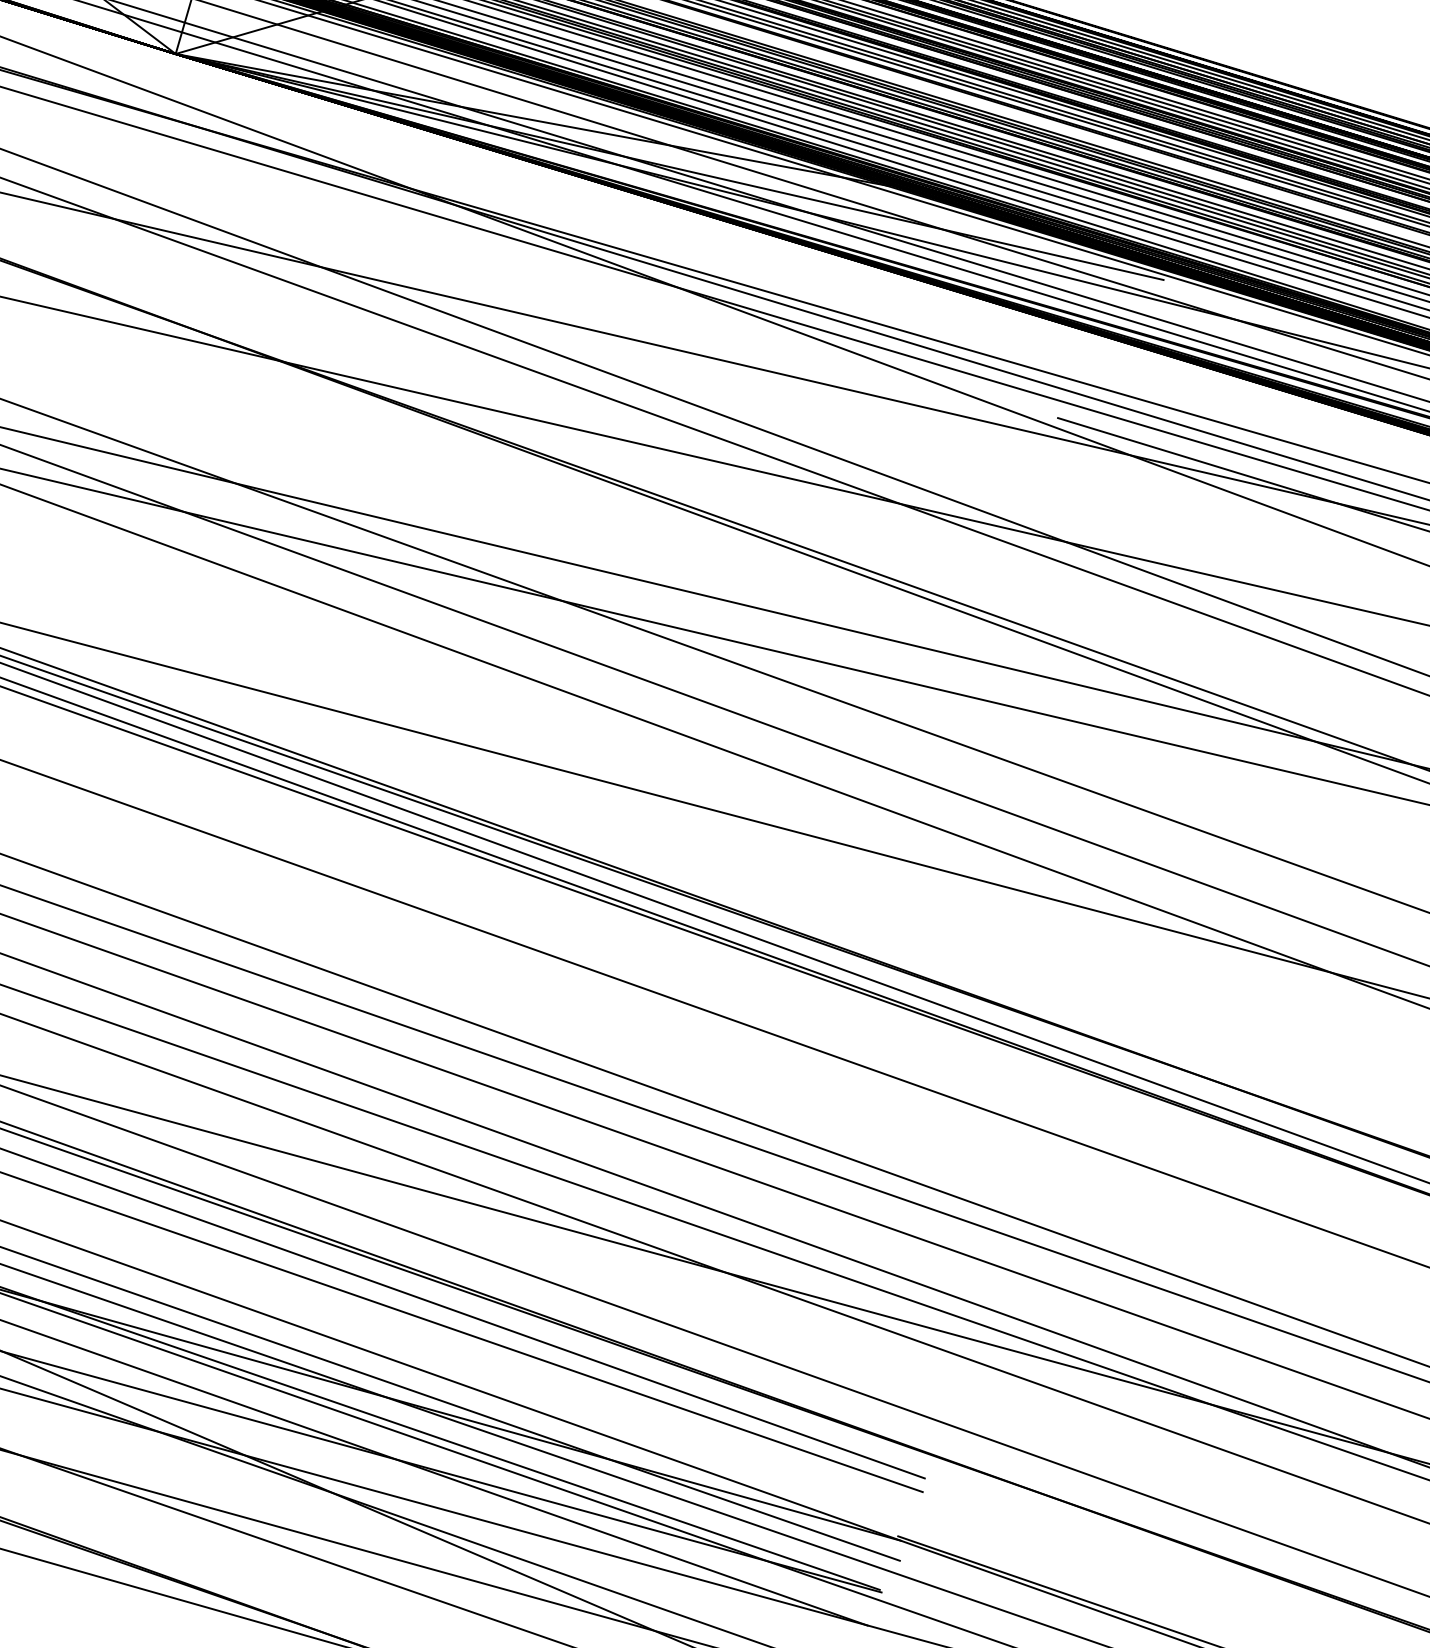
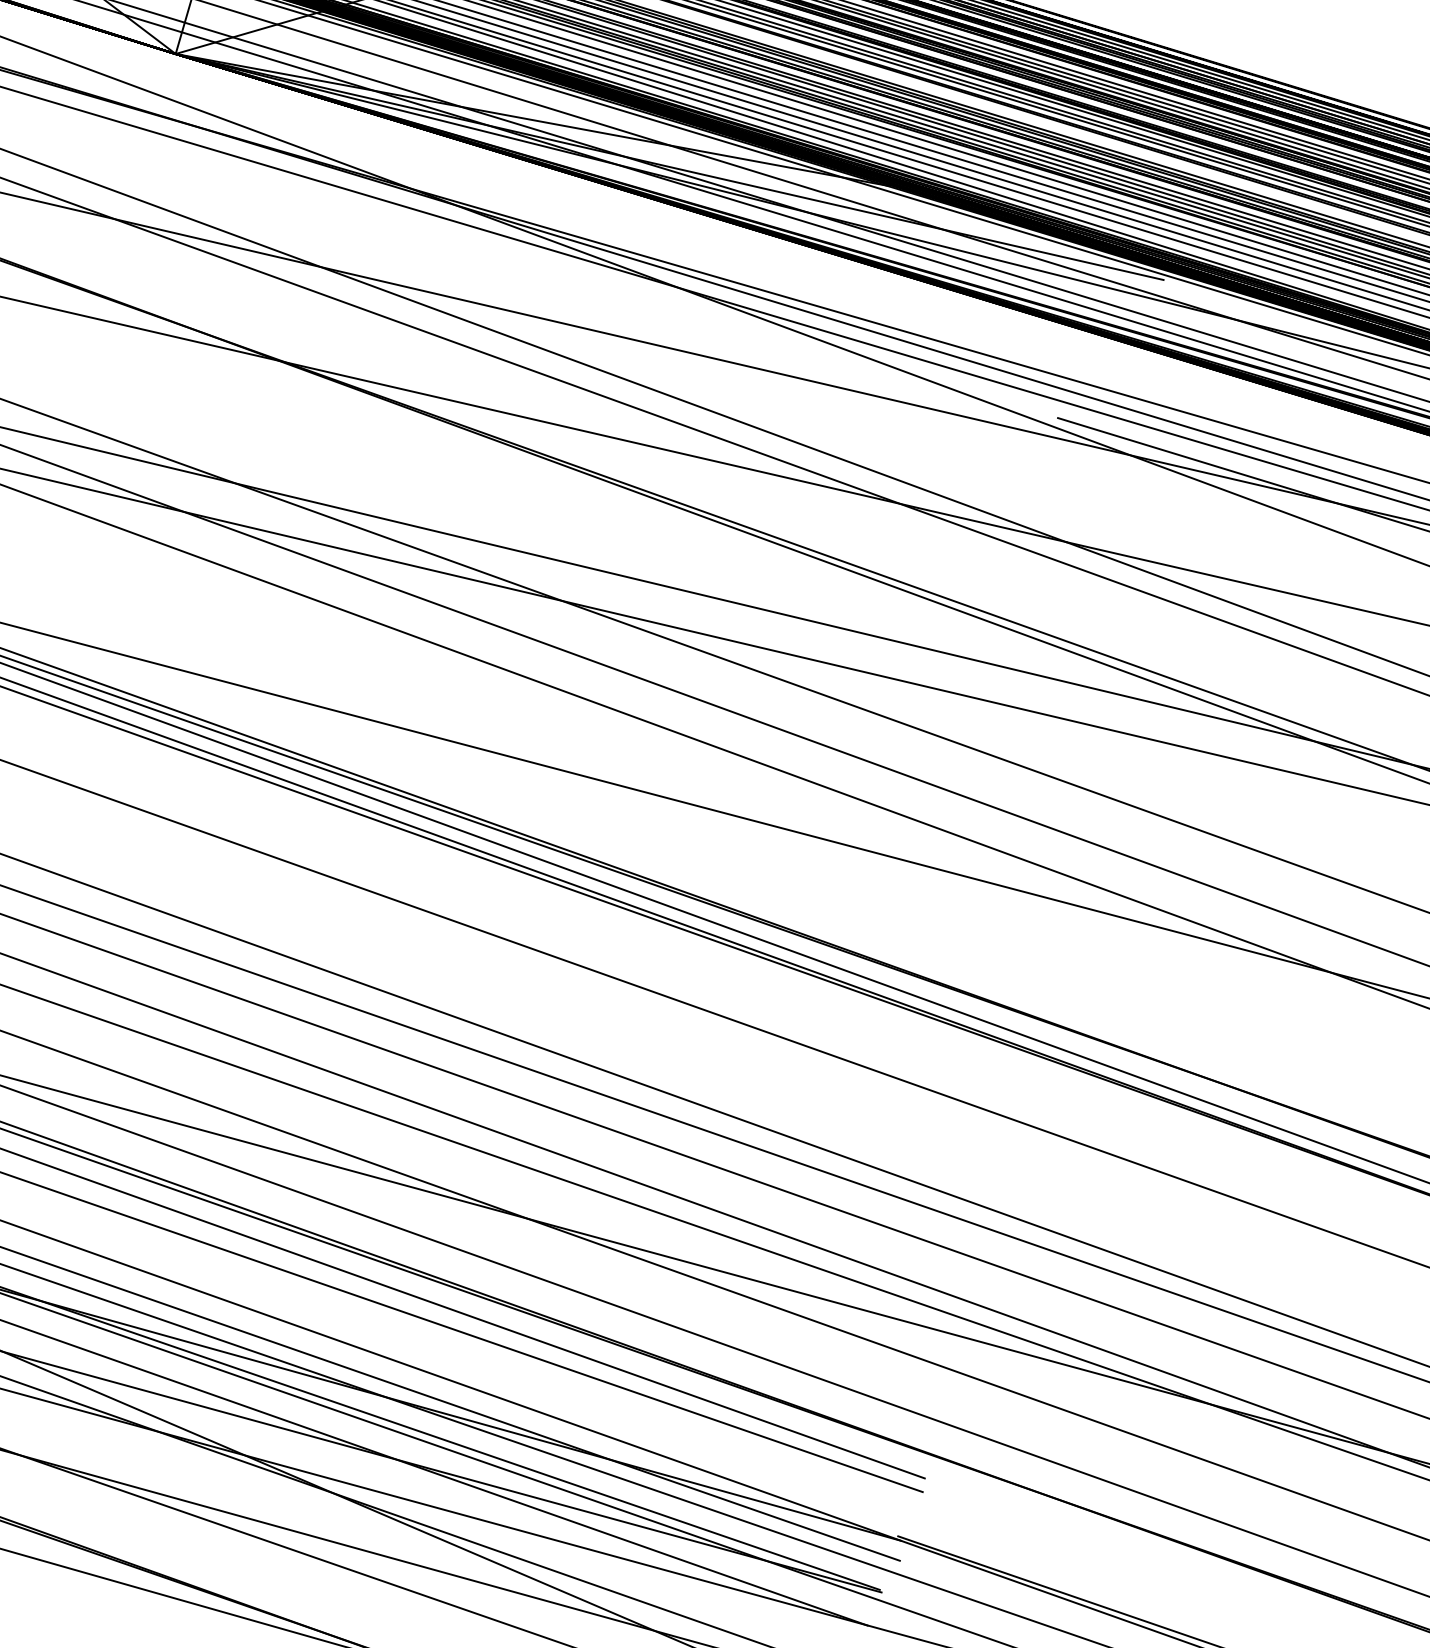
line position: (714, 1268) -> (714, 1285) (714, 1285)
